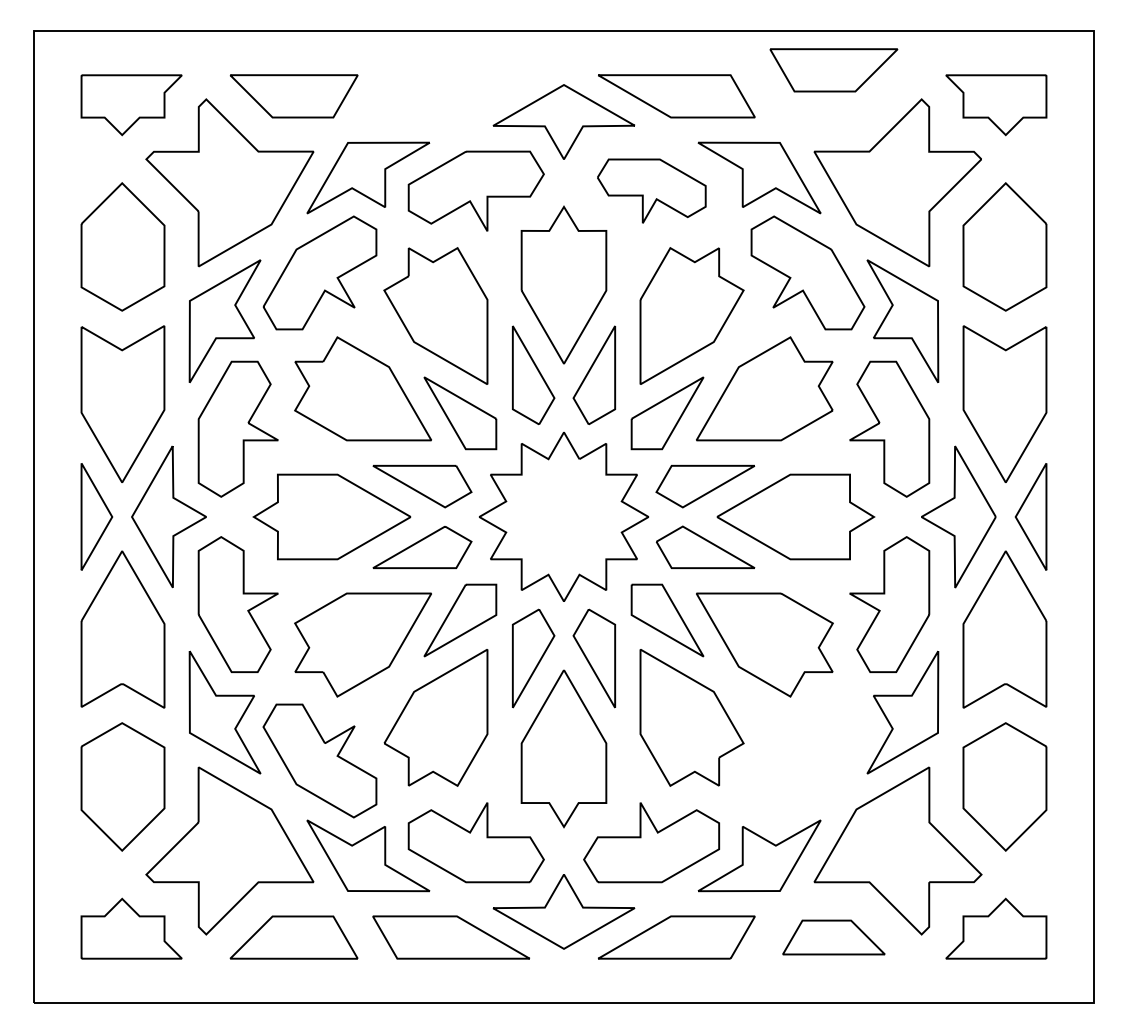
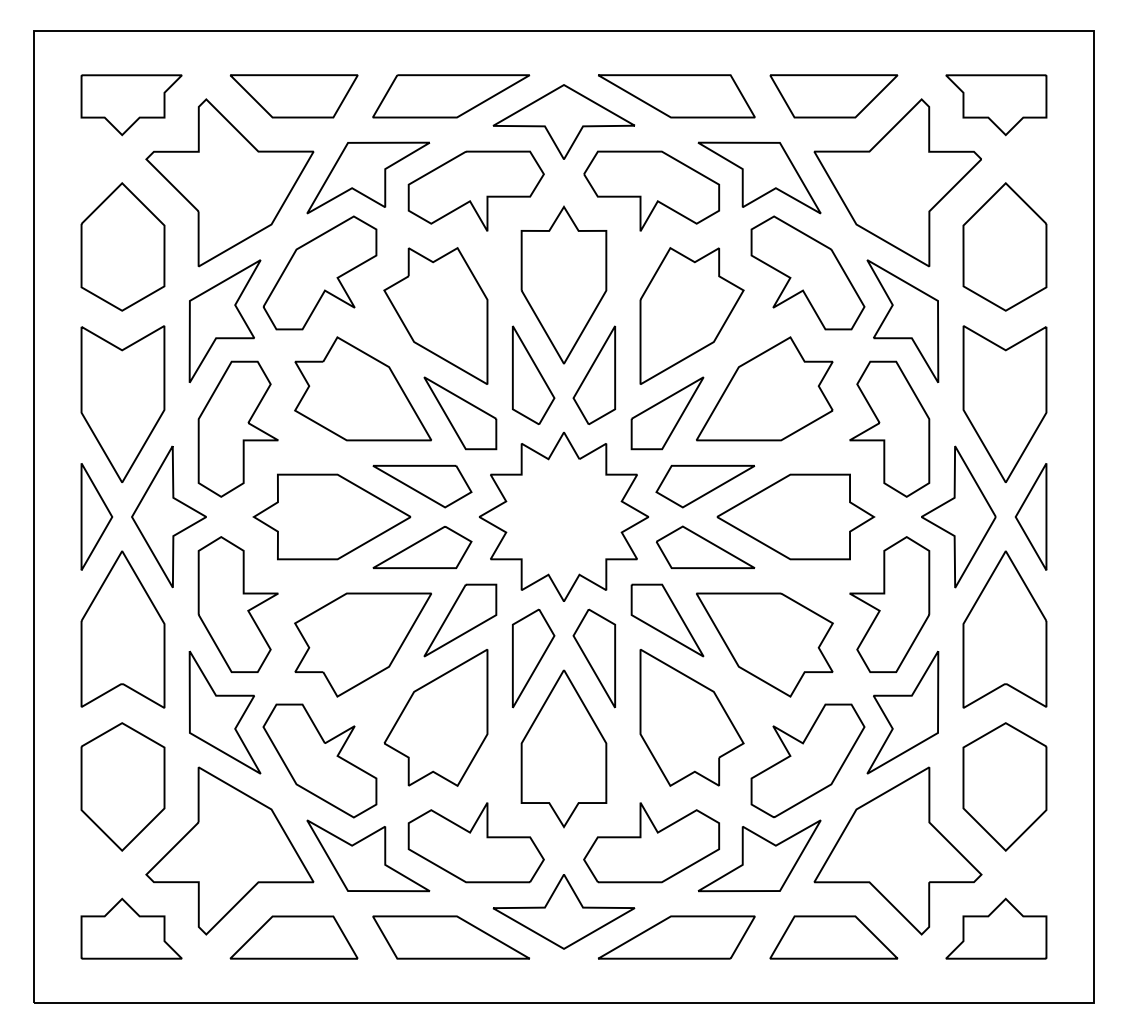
part position: (833, 70) -> (833, 96) (833, 96)
part: none -> present (451, 96)
part size: 110x66 px -> 138x82 px (651, 190)
part: none -> present (807, 760)
part size: 104x37 px -> 130x45 px (833, 937)
